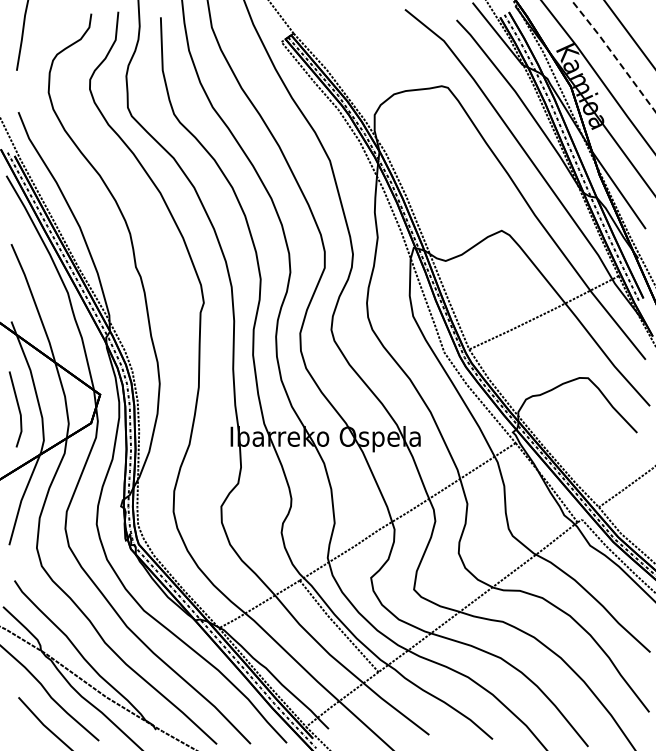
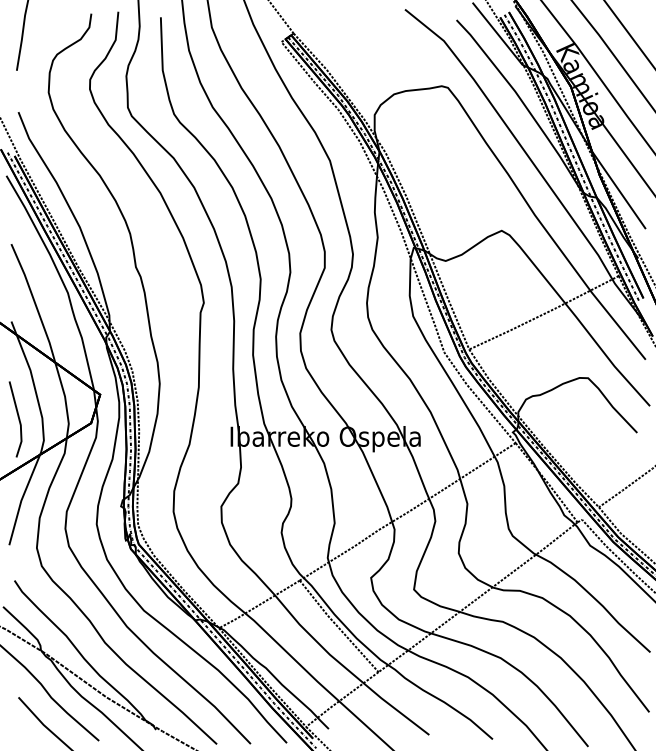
line: dashed -> solid (614, 55)
line position: (17, 407) -> (17, 417) (17, 417)
